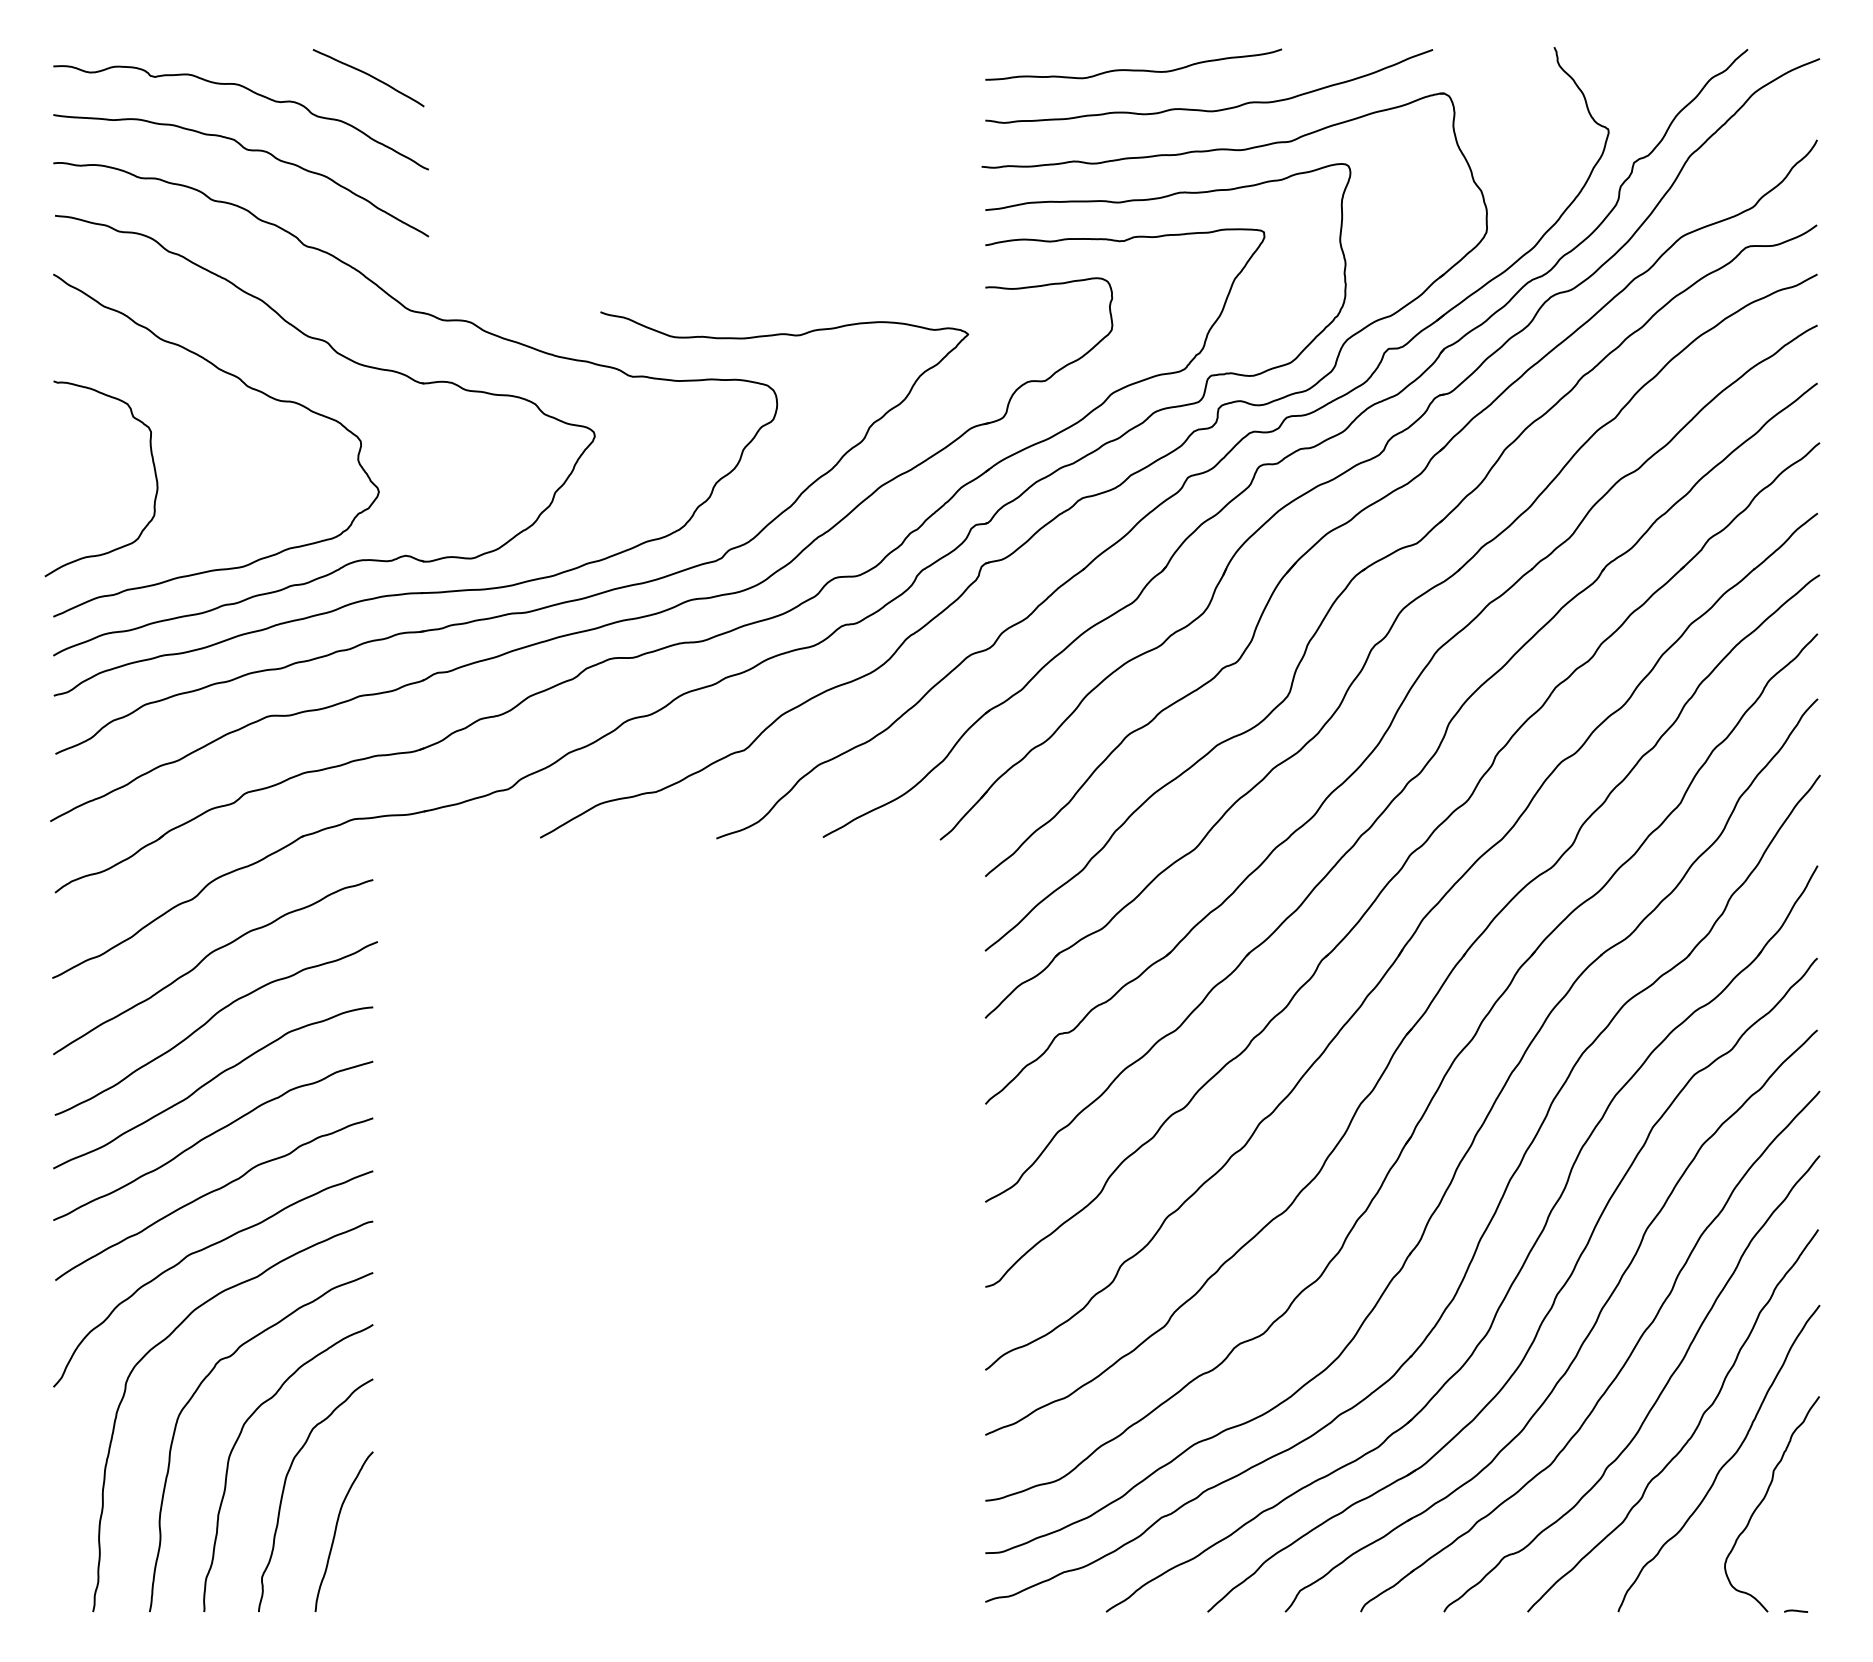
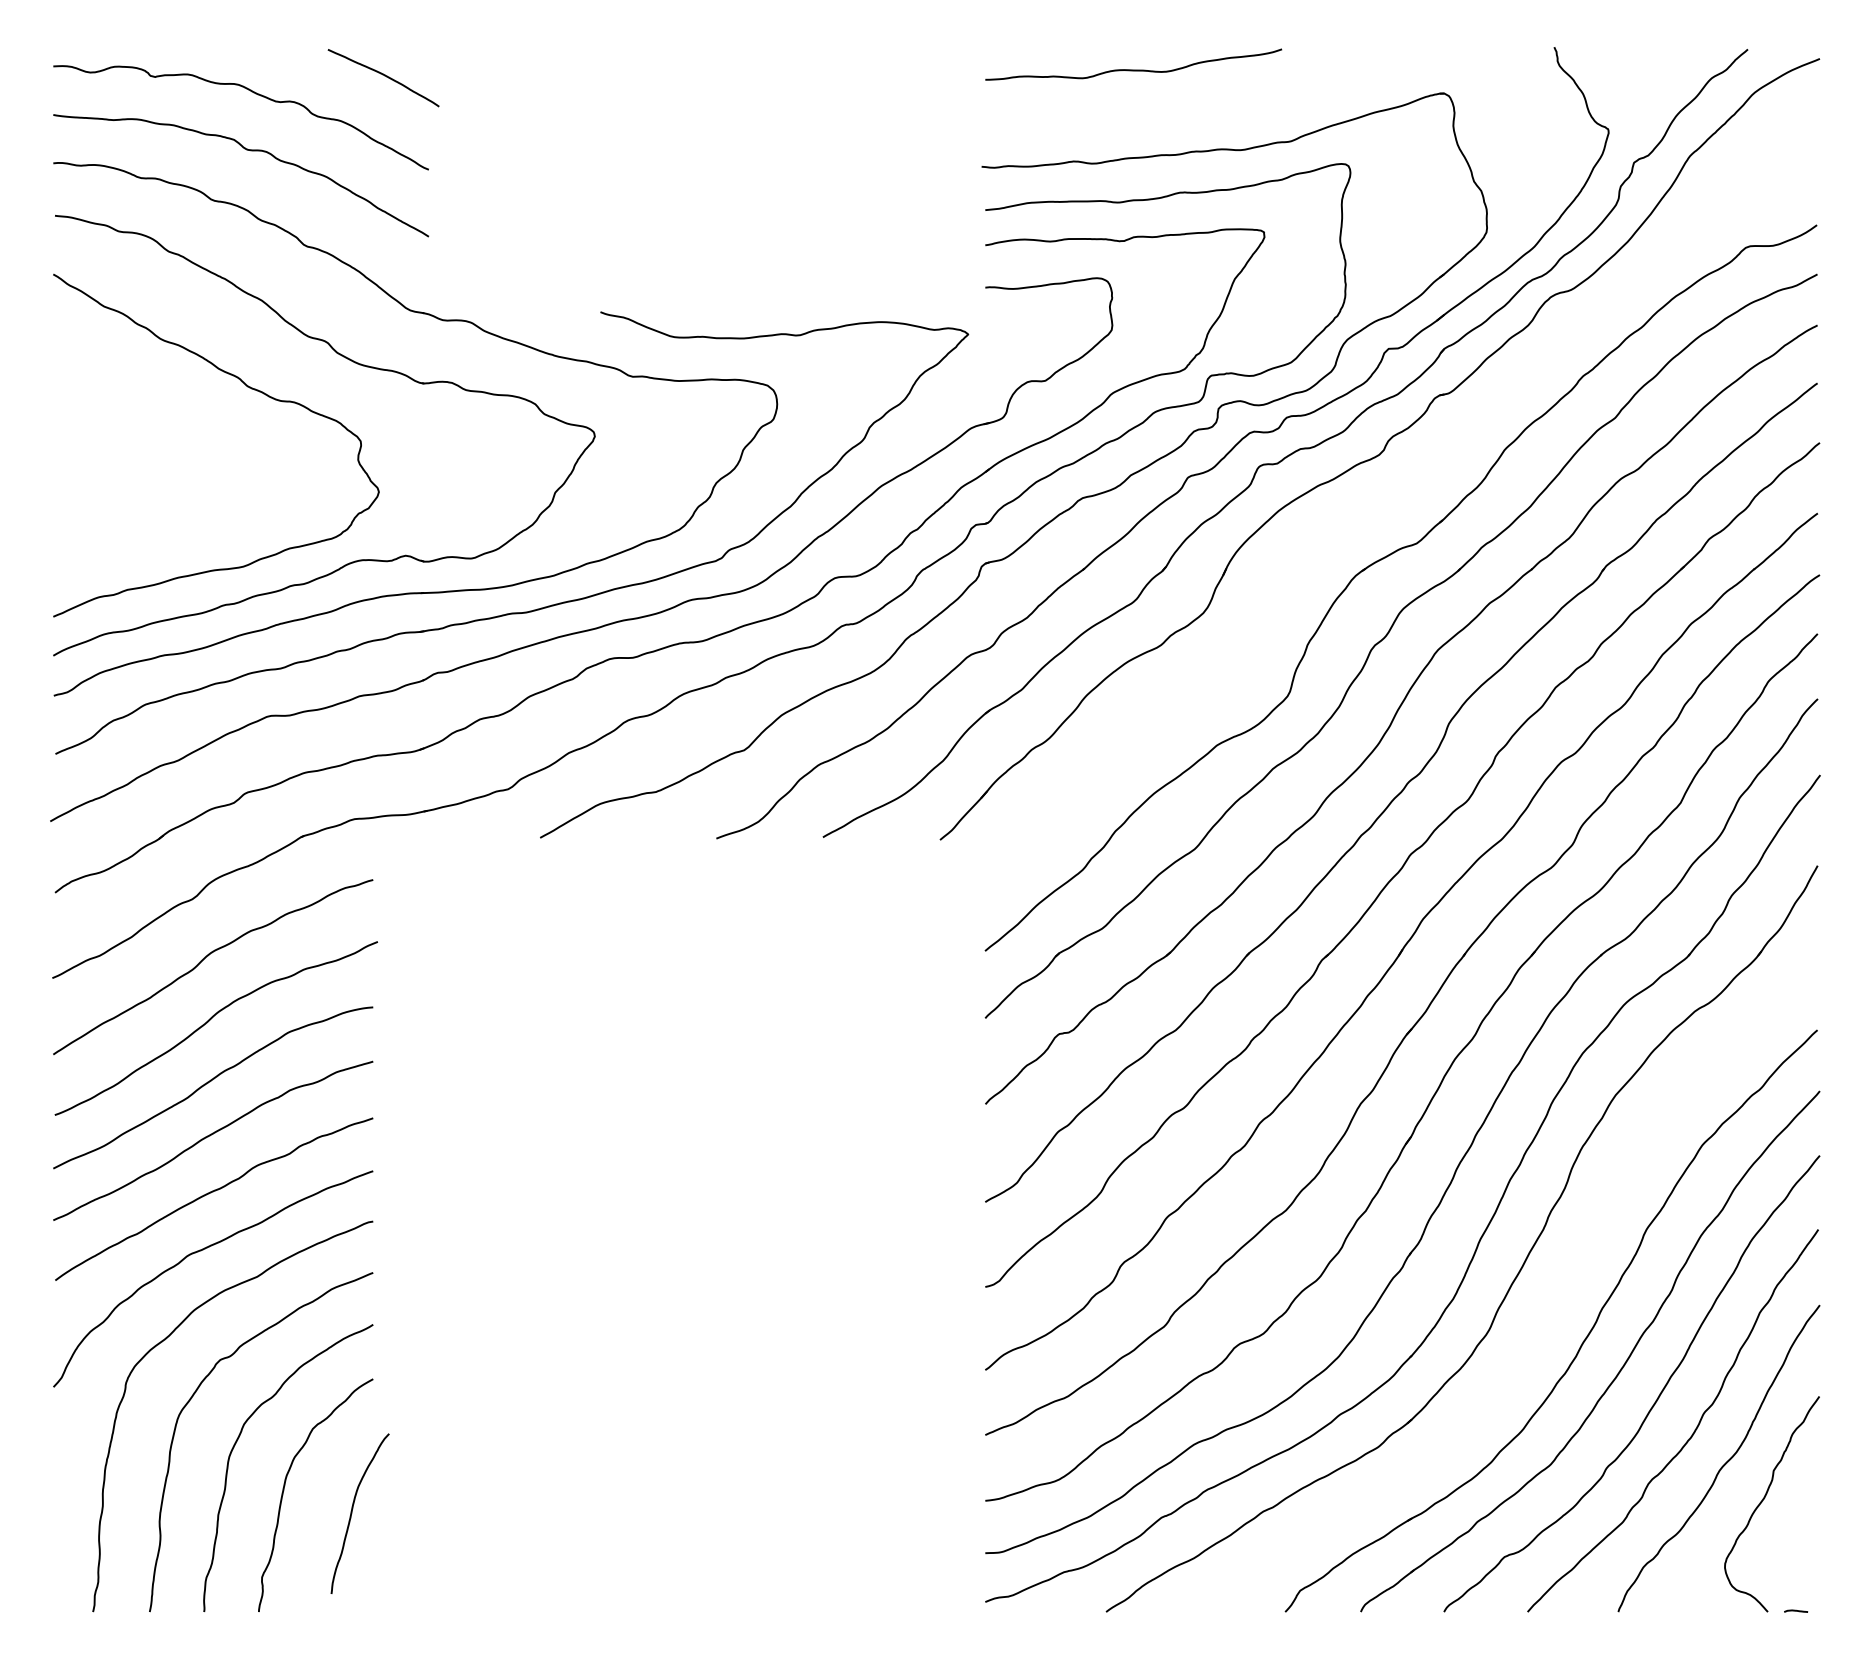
curve position: (369, 76) -> (384, 76) (384, 76)
curve: present -> none (1203, 109)
curve: present -> none (153, 468)
part: present -> none (1392, 493)
part: present -> none (1554, 1297)
curve position: (336, 1531) -> (352, 1513) (352, 1513)
